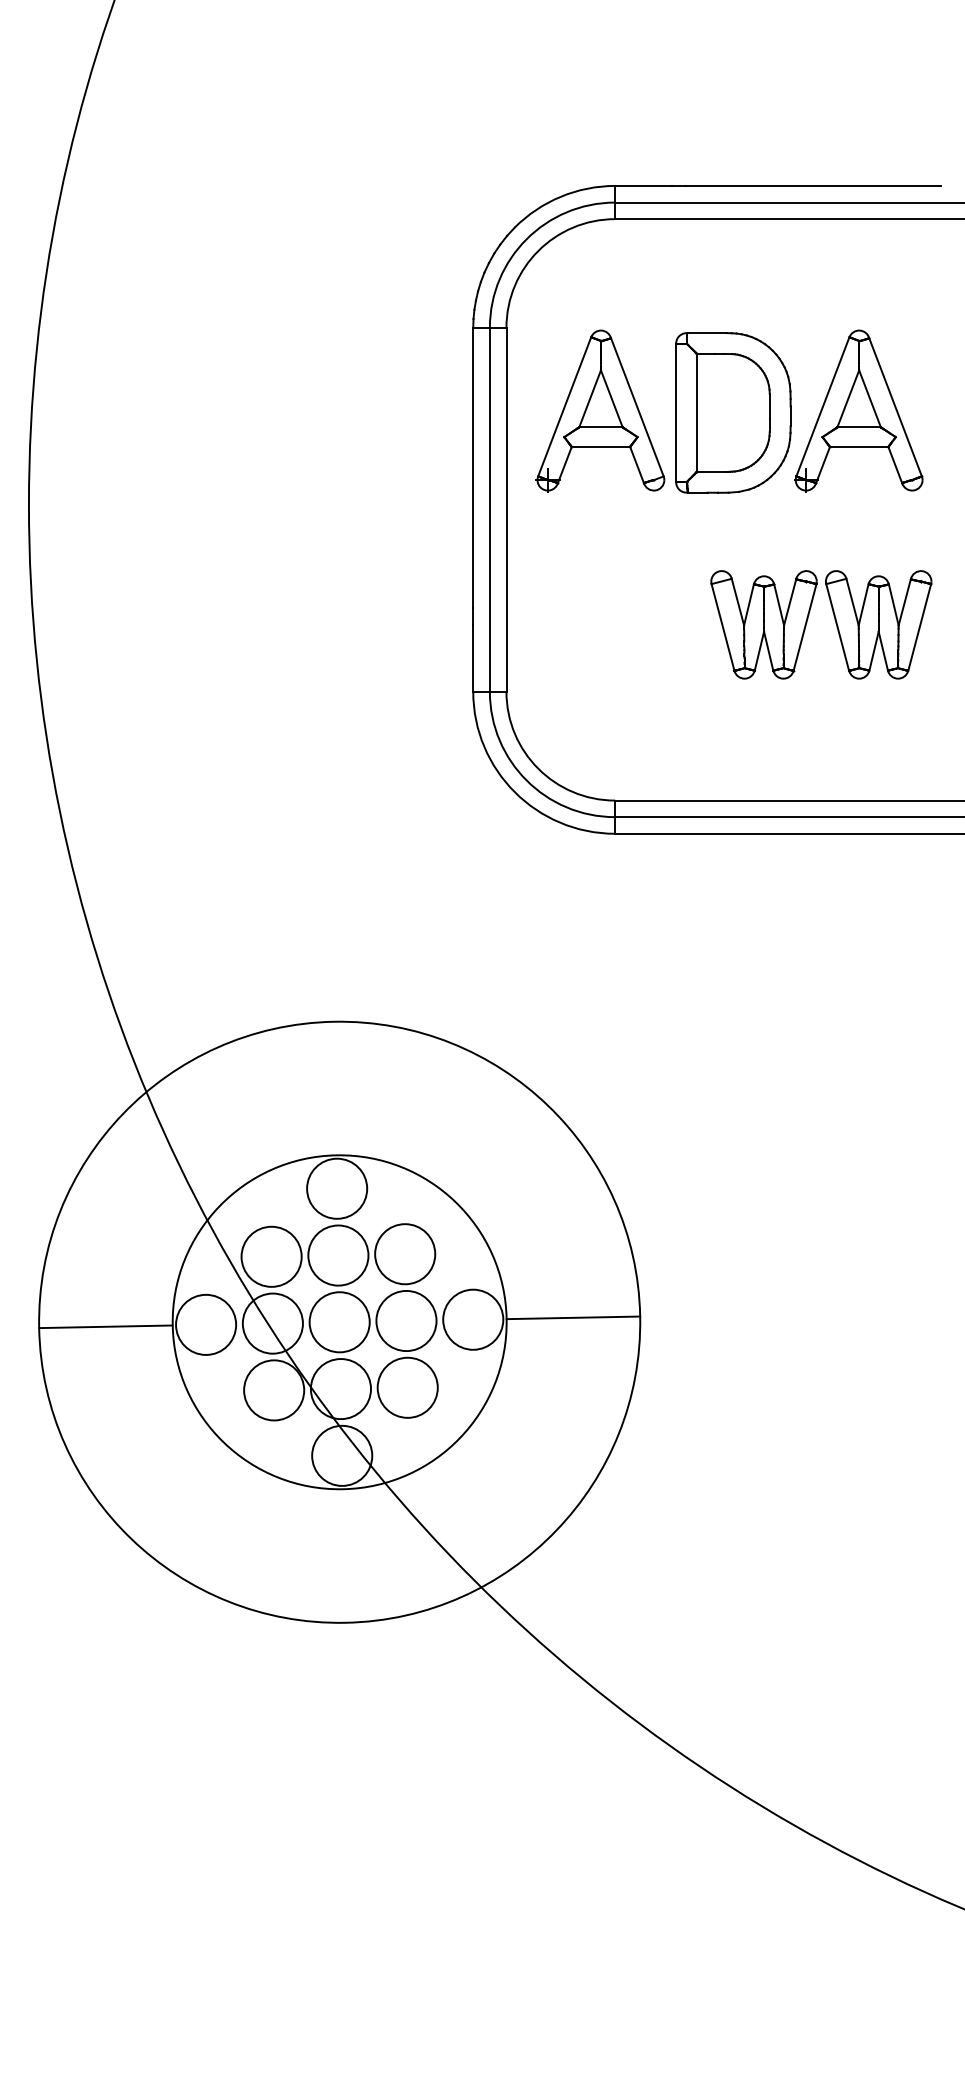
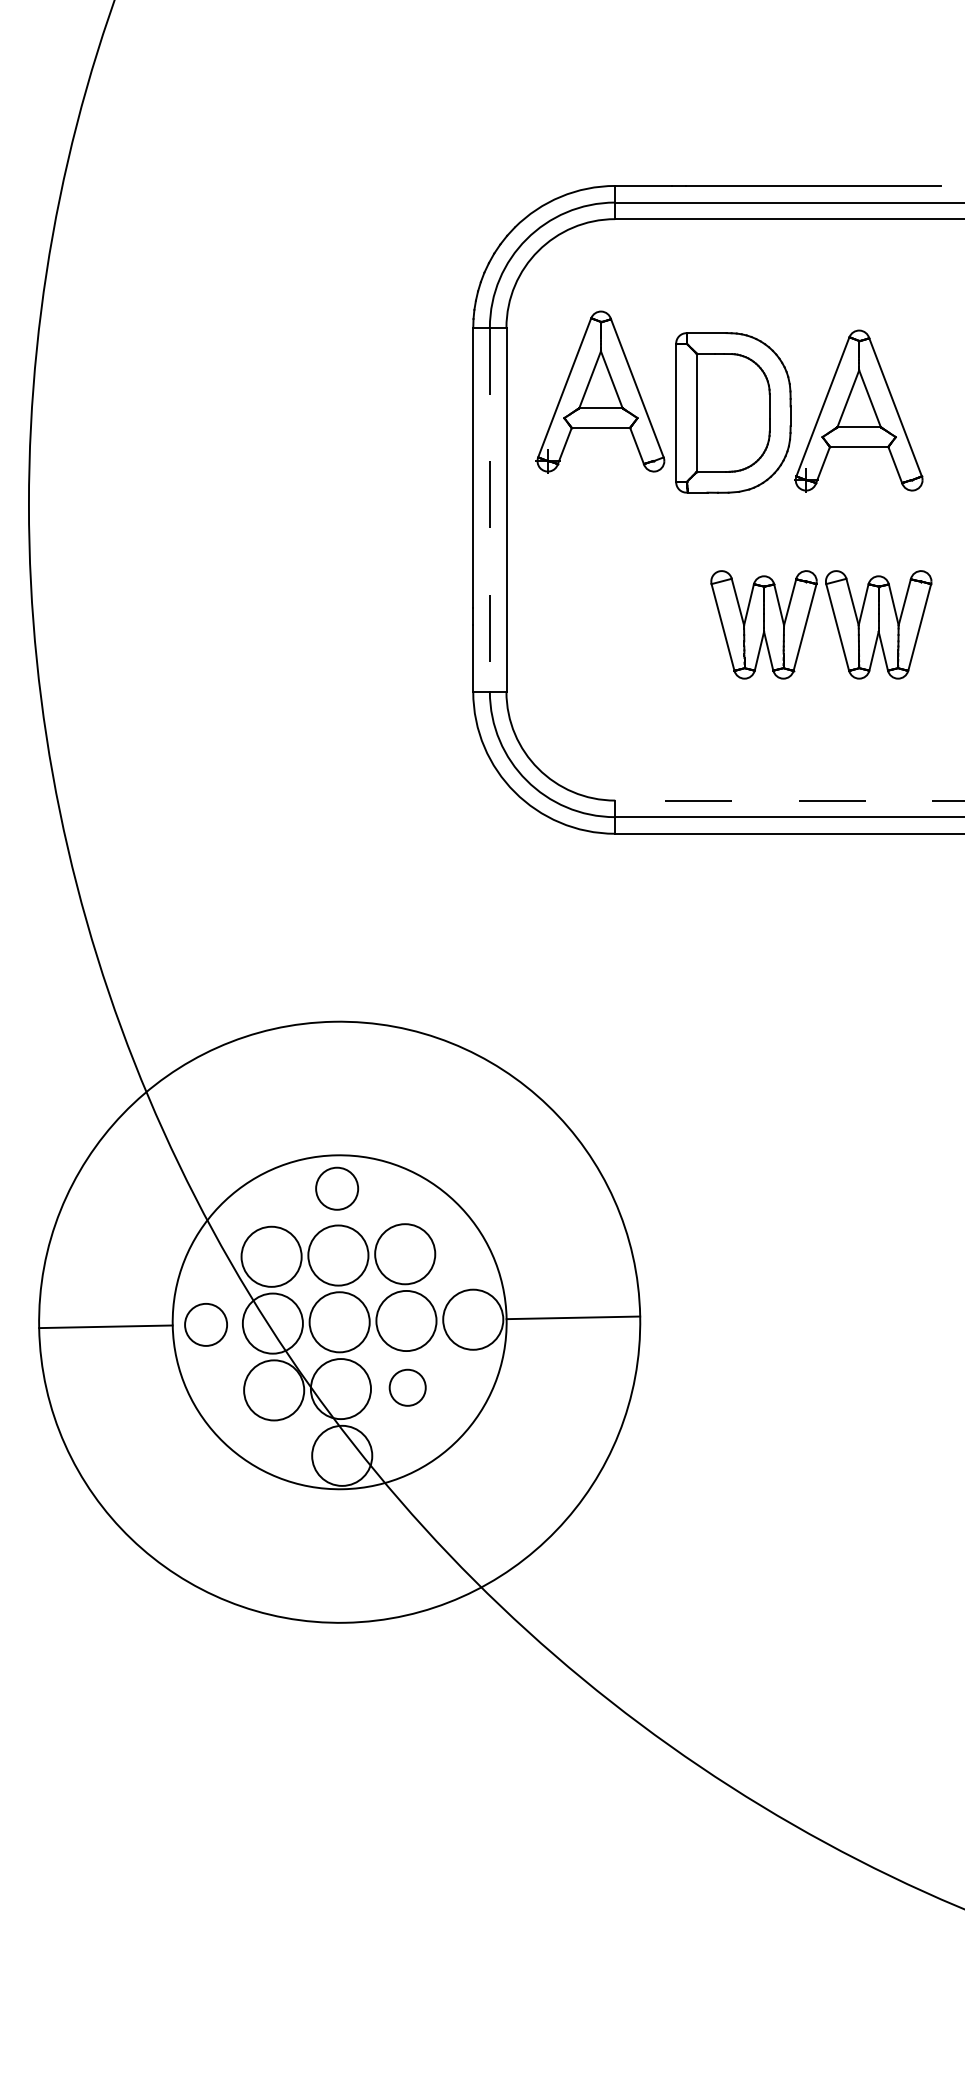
part position: (600, 410) -> (600, 391) (600, 391)
line: solid -> dashed (489, 509)
line: solid -> dashed (789, 800)
circle diameter: 60 px -> 42 px (337, 1188)
circle diameter: 60 px -> 42 px (206, 1324)
circle diameter: 60 px -> 36 px (407, 1387)
